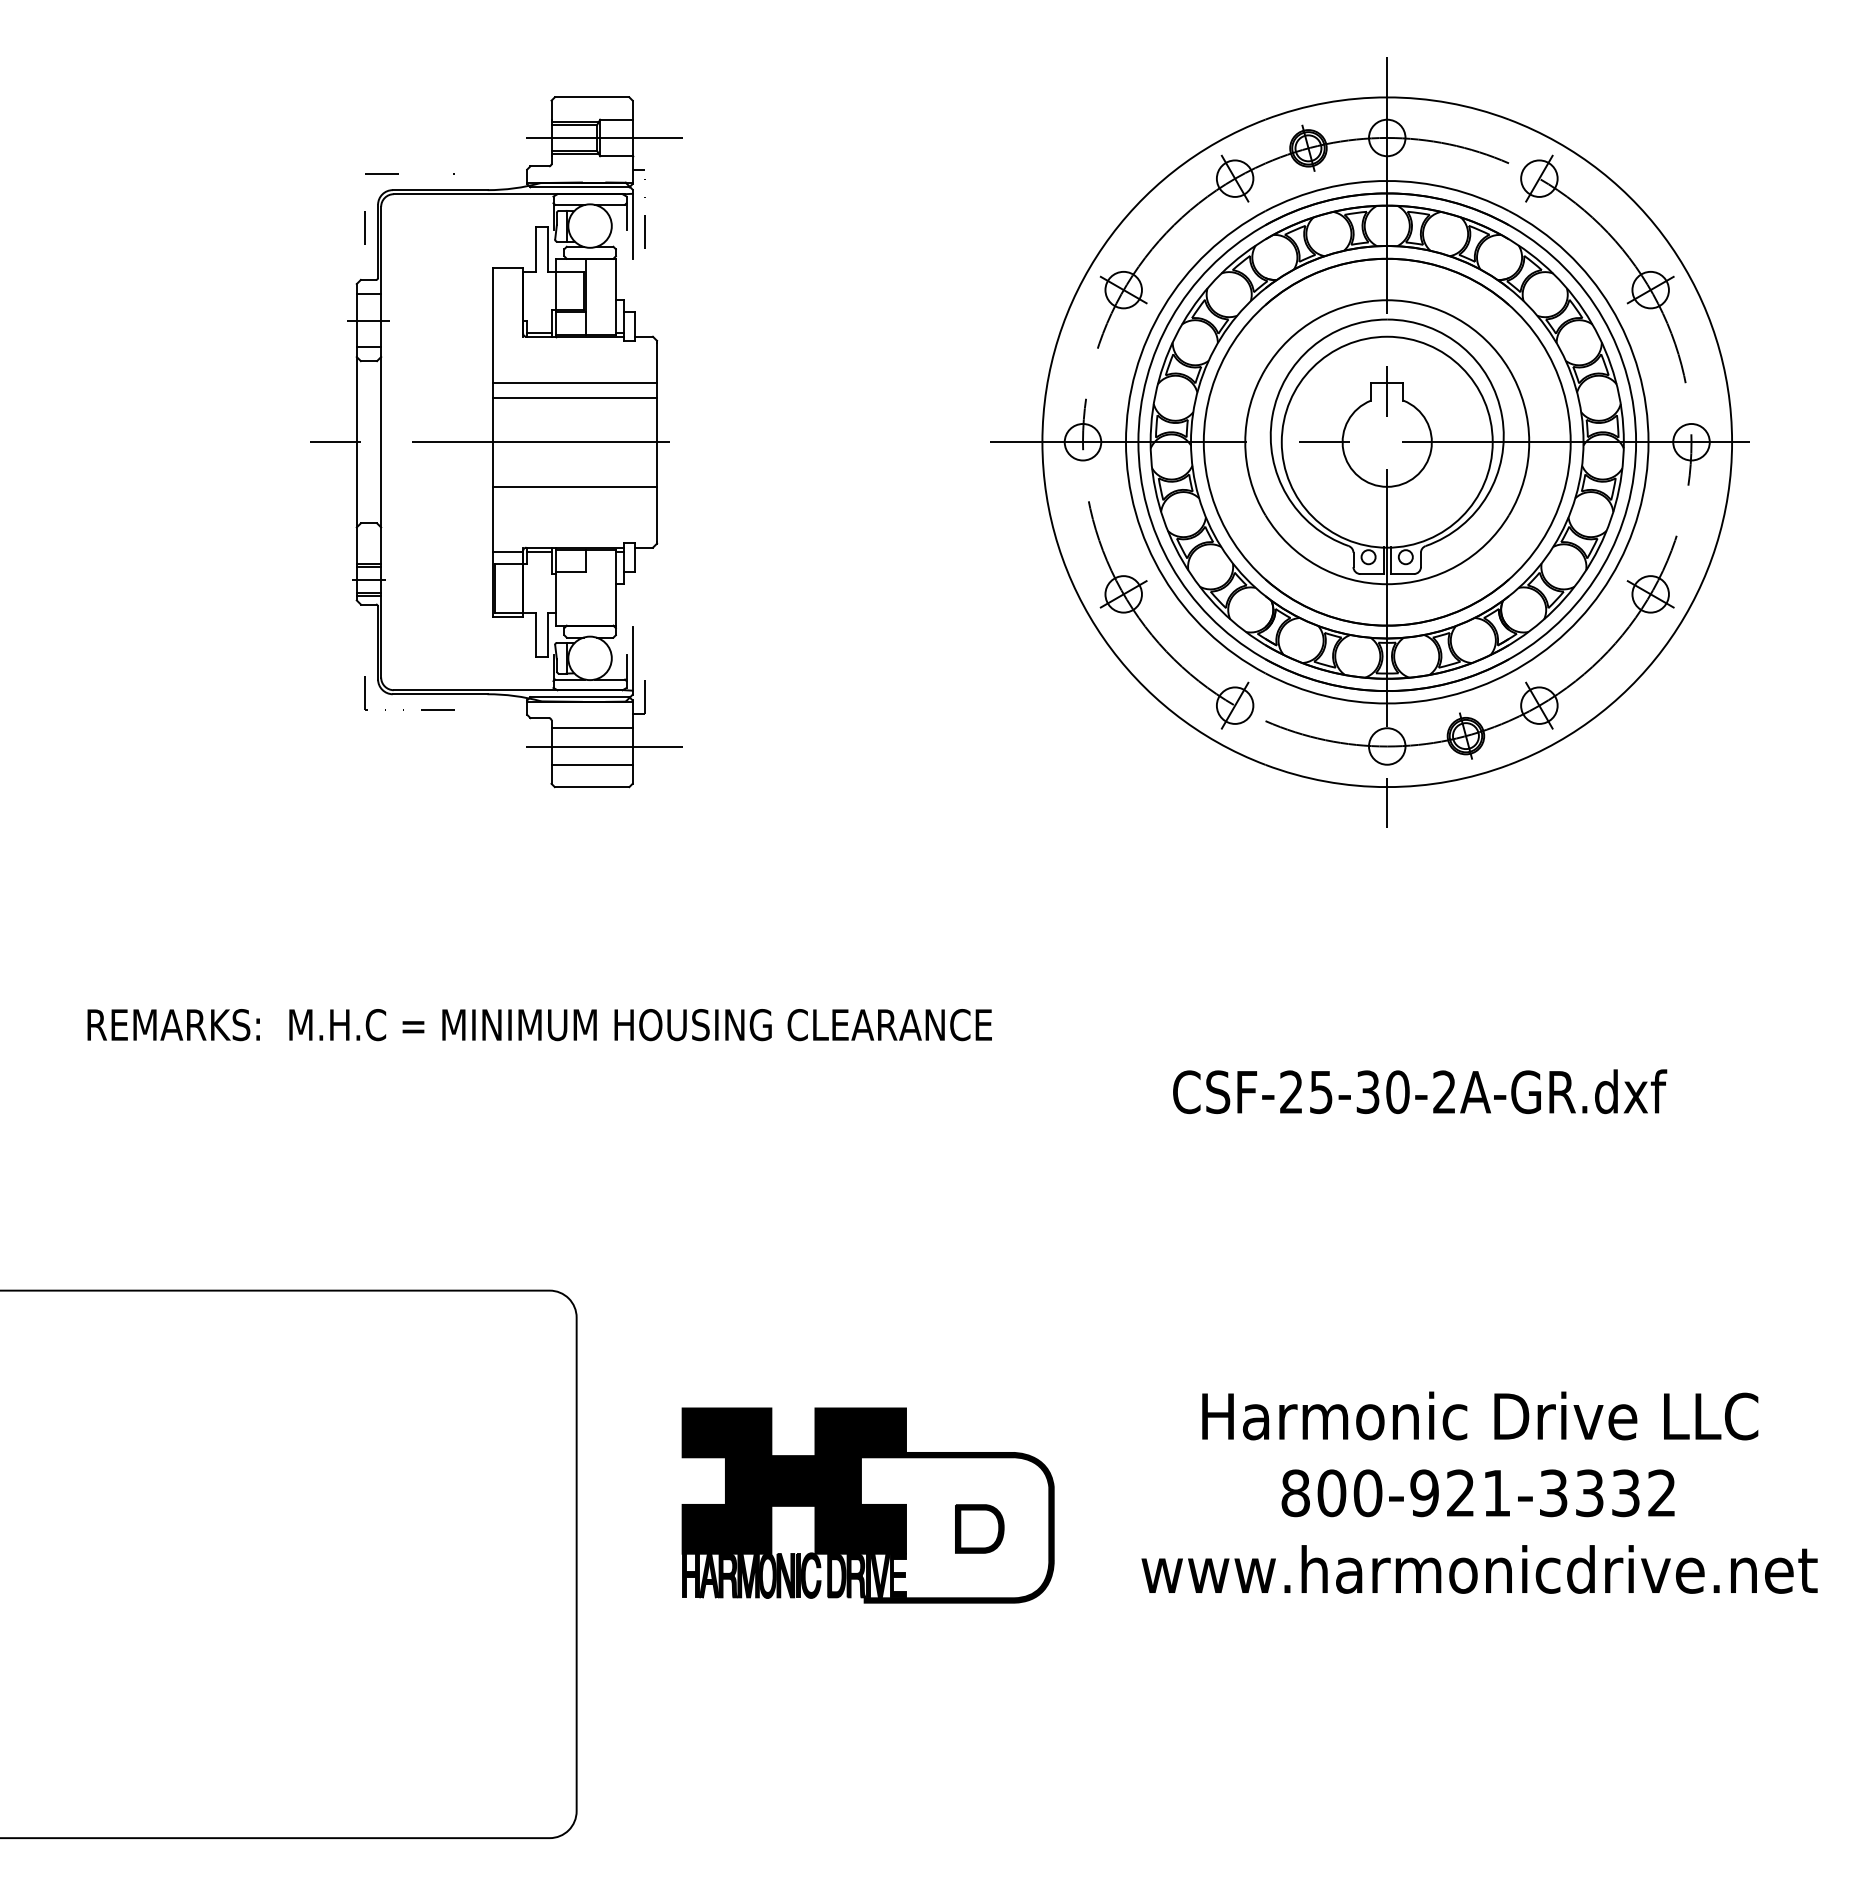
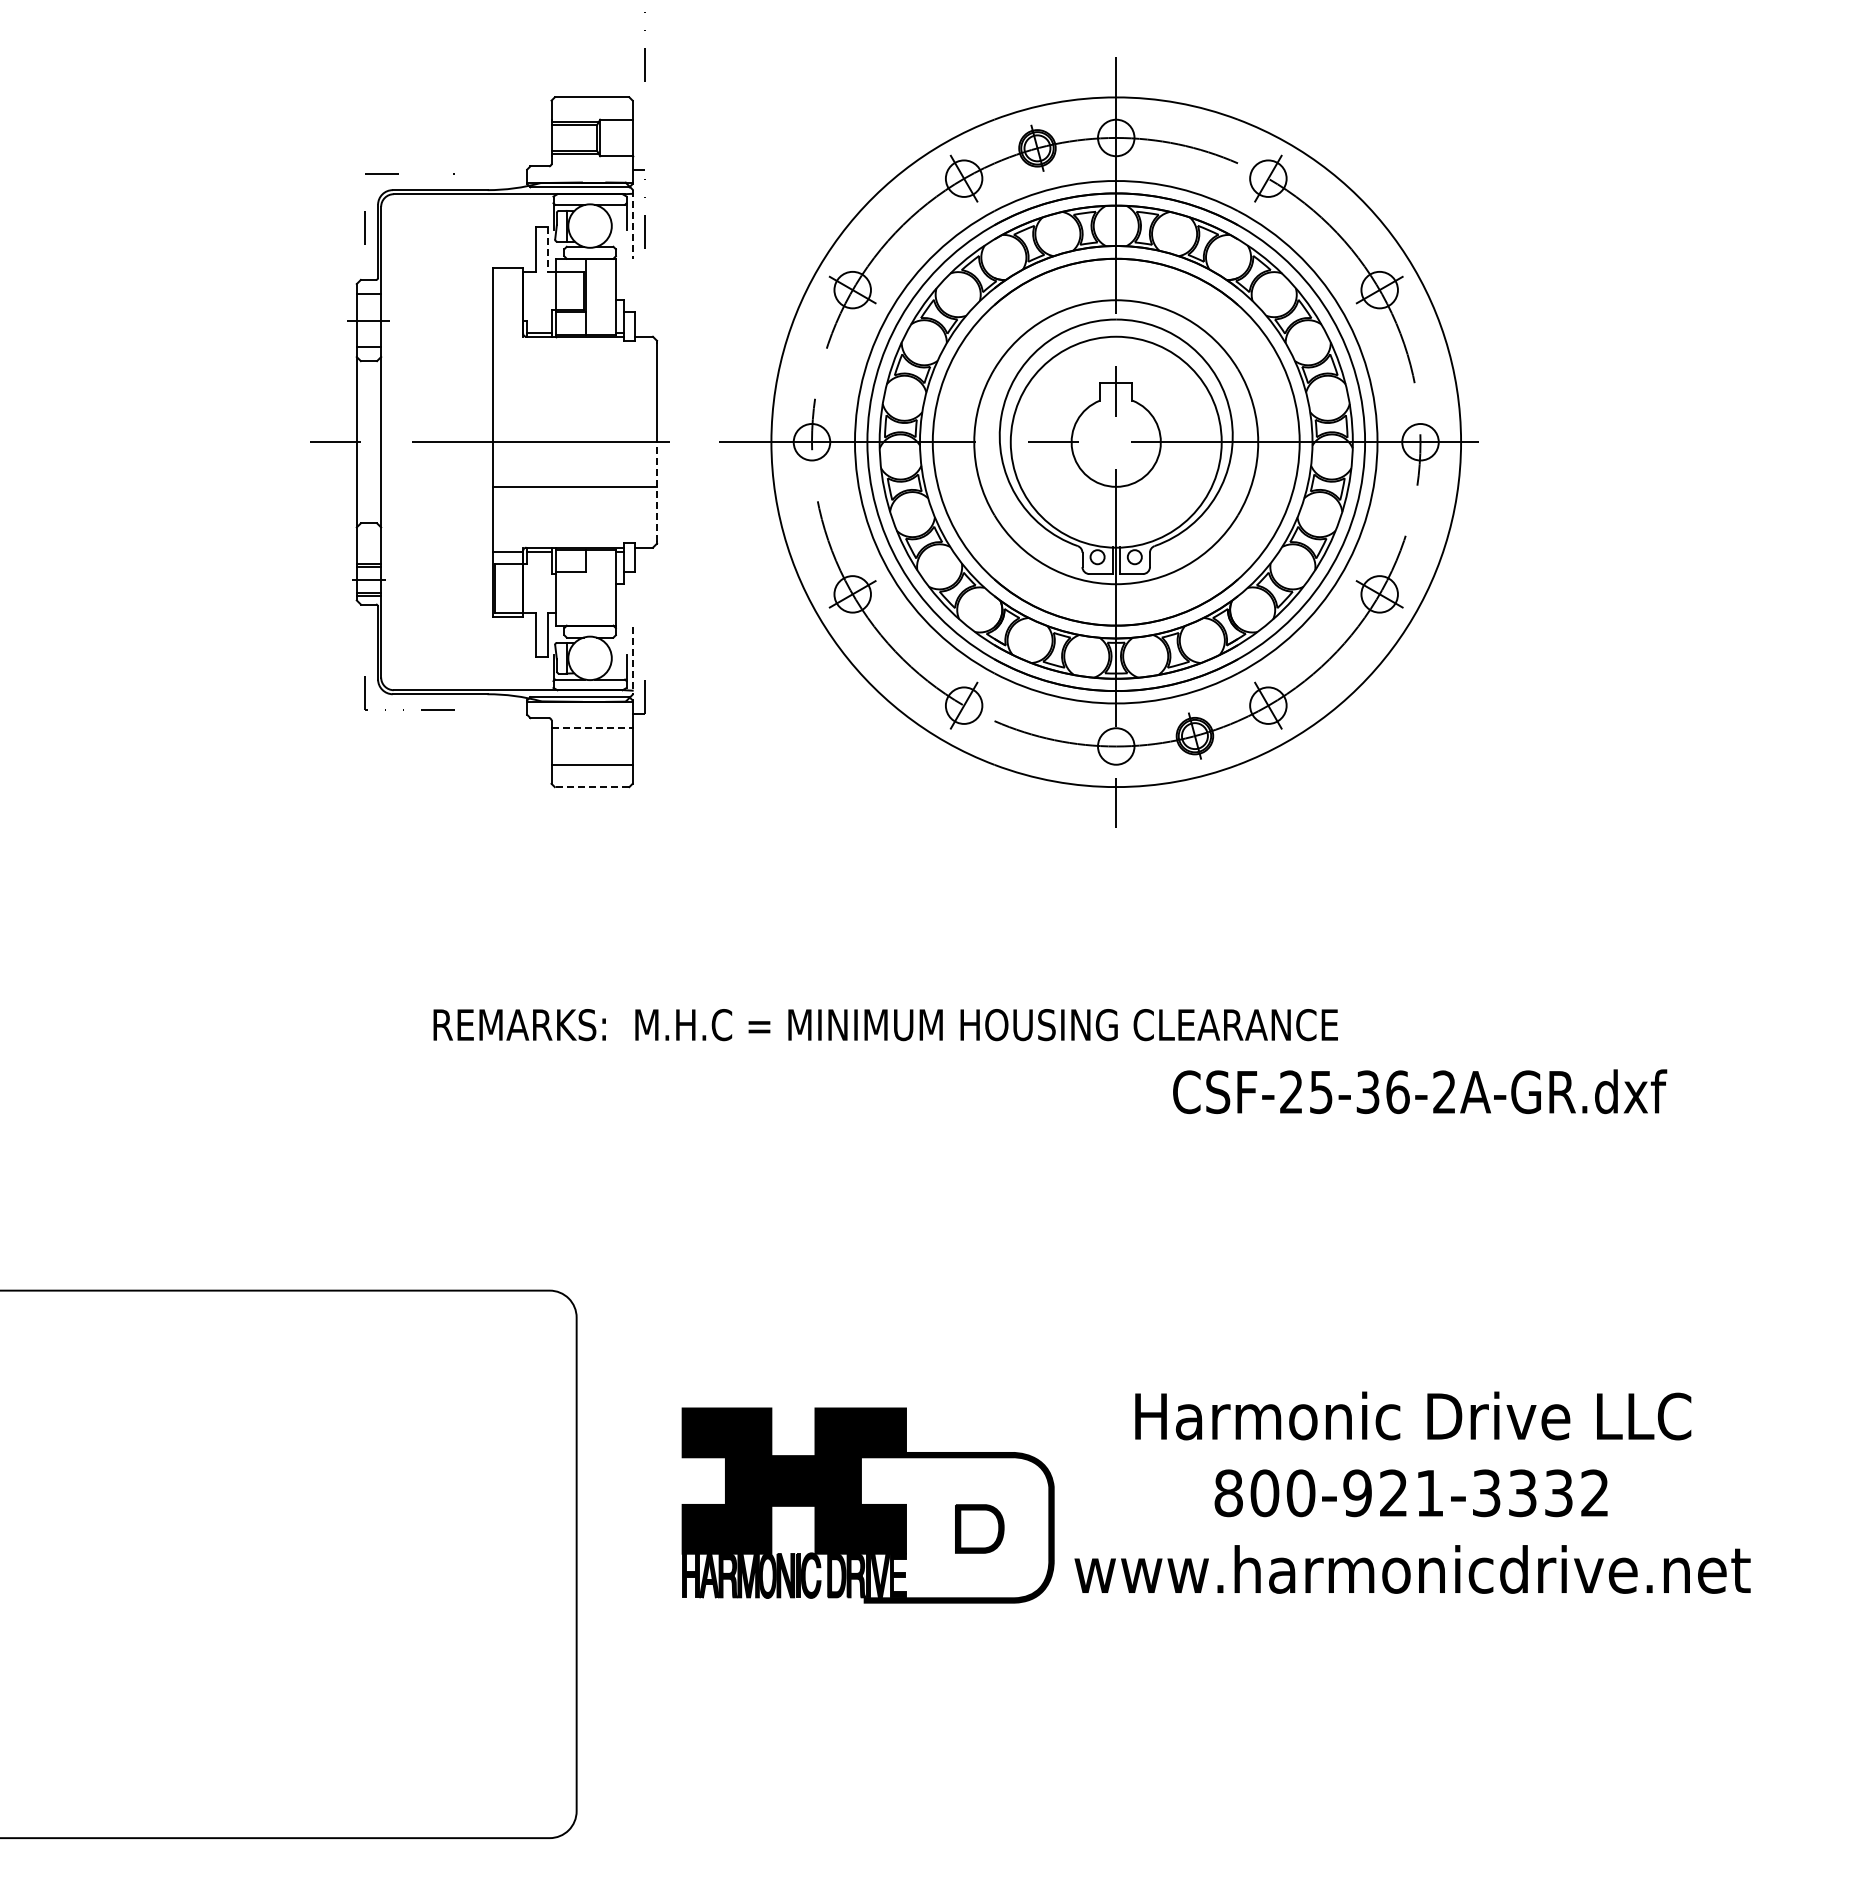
line: none -> present (644, 48)
line: present -> none (604, 137)
line: solid -> dashed (632, 224)
line: solid -> dashed (547, 250)
line: present -> none (575, 383)
line: present -> none (575, 397)
part position: (1369, 442) -> (1098, 442) (1098, 442)
line: solid -> dashed (657, 491)
line: solid -> dashed (632, 661)
line: solid -> dashed (592, 728)
line: present -> none (604, 746)
line: solid -> dashed (591, 787)
text position: (539, 1025) -> (885, 1025) (885, 1025)
text: CSF-25-30-2A-GR.dxf -> CSF-25-36-2A-GR.dxf (1397, 1091)
text position: (1479, 1492) -> (1412, 1492) (1412, 1492)
